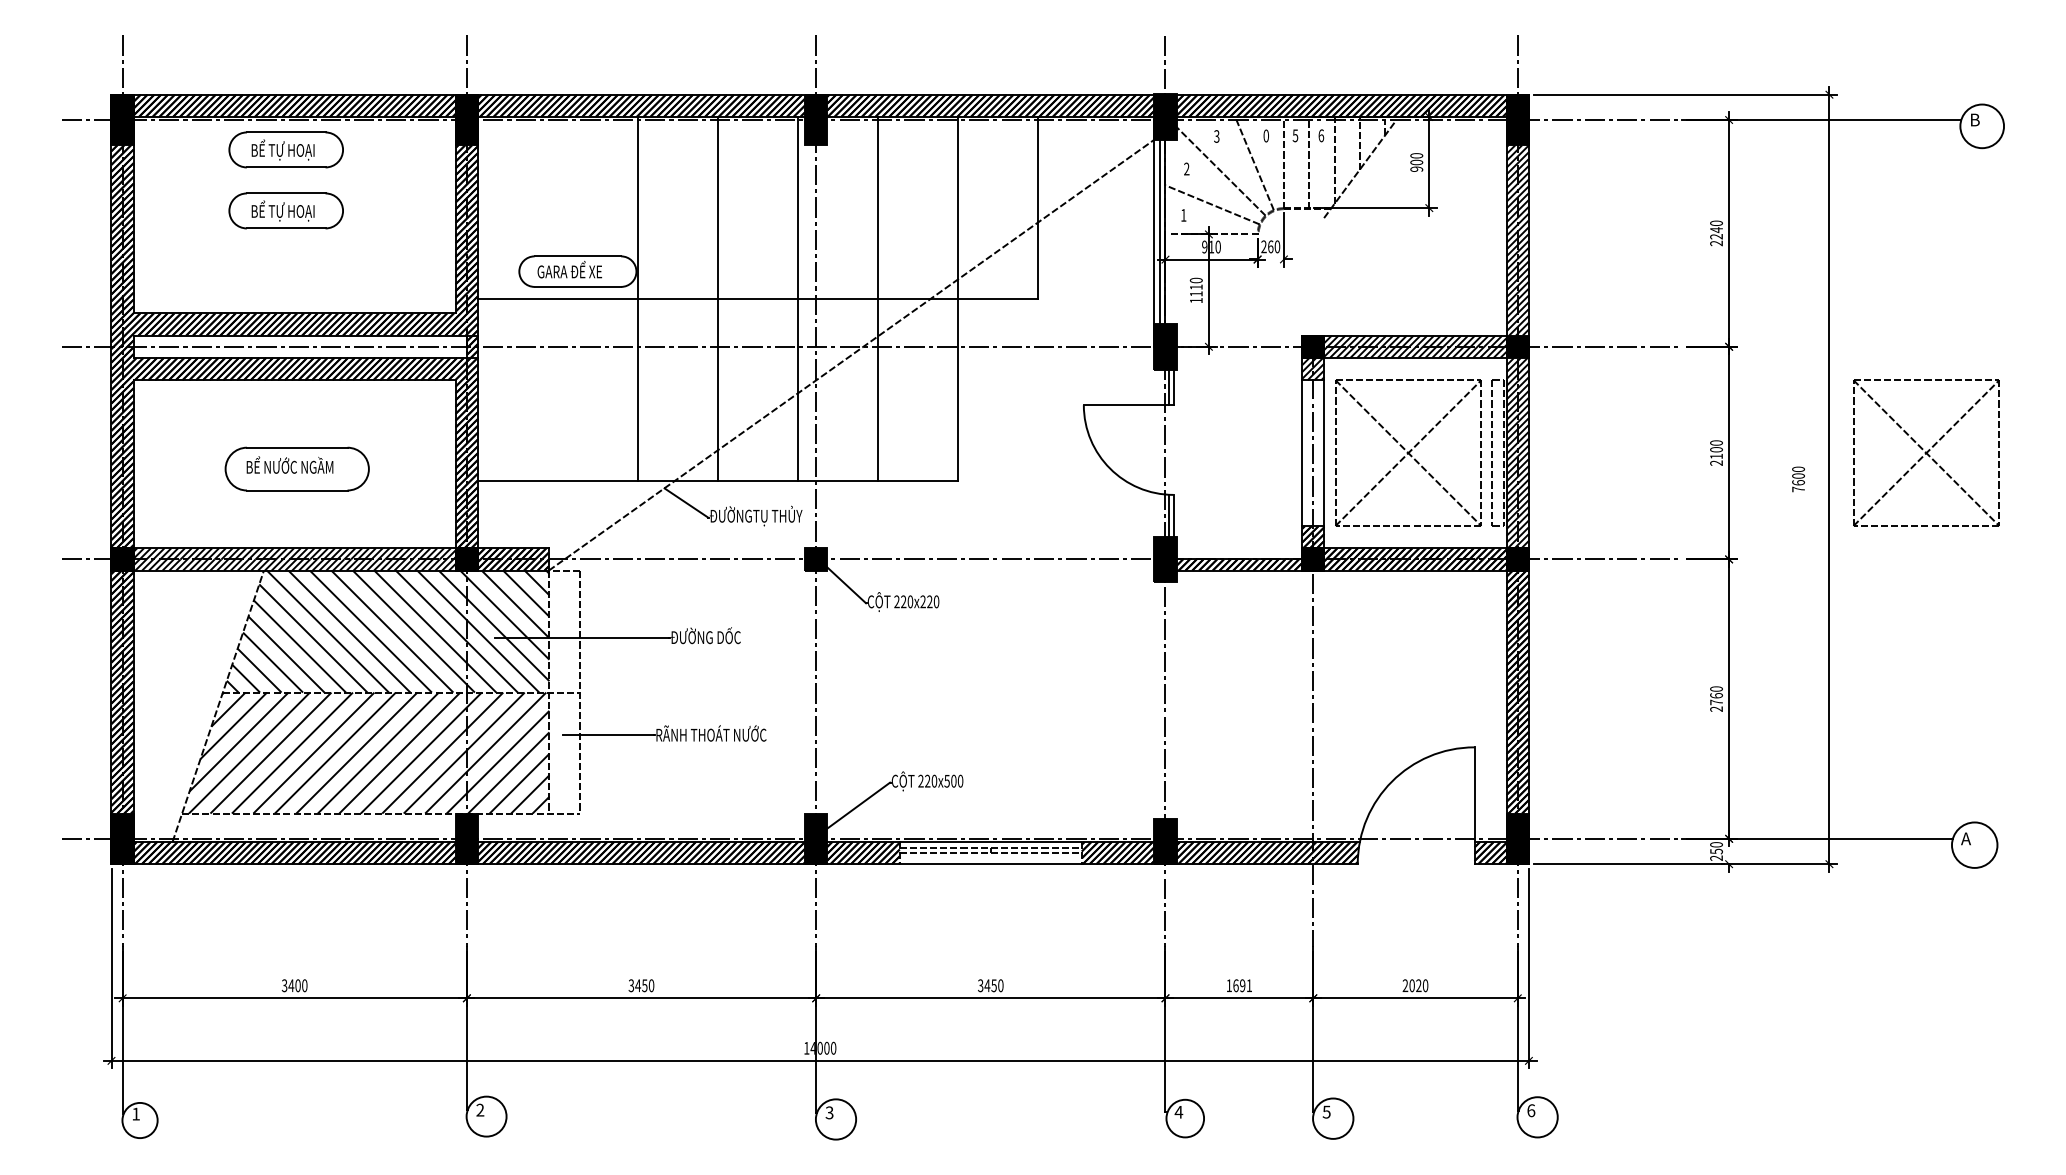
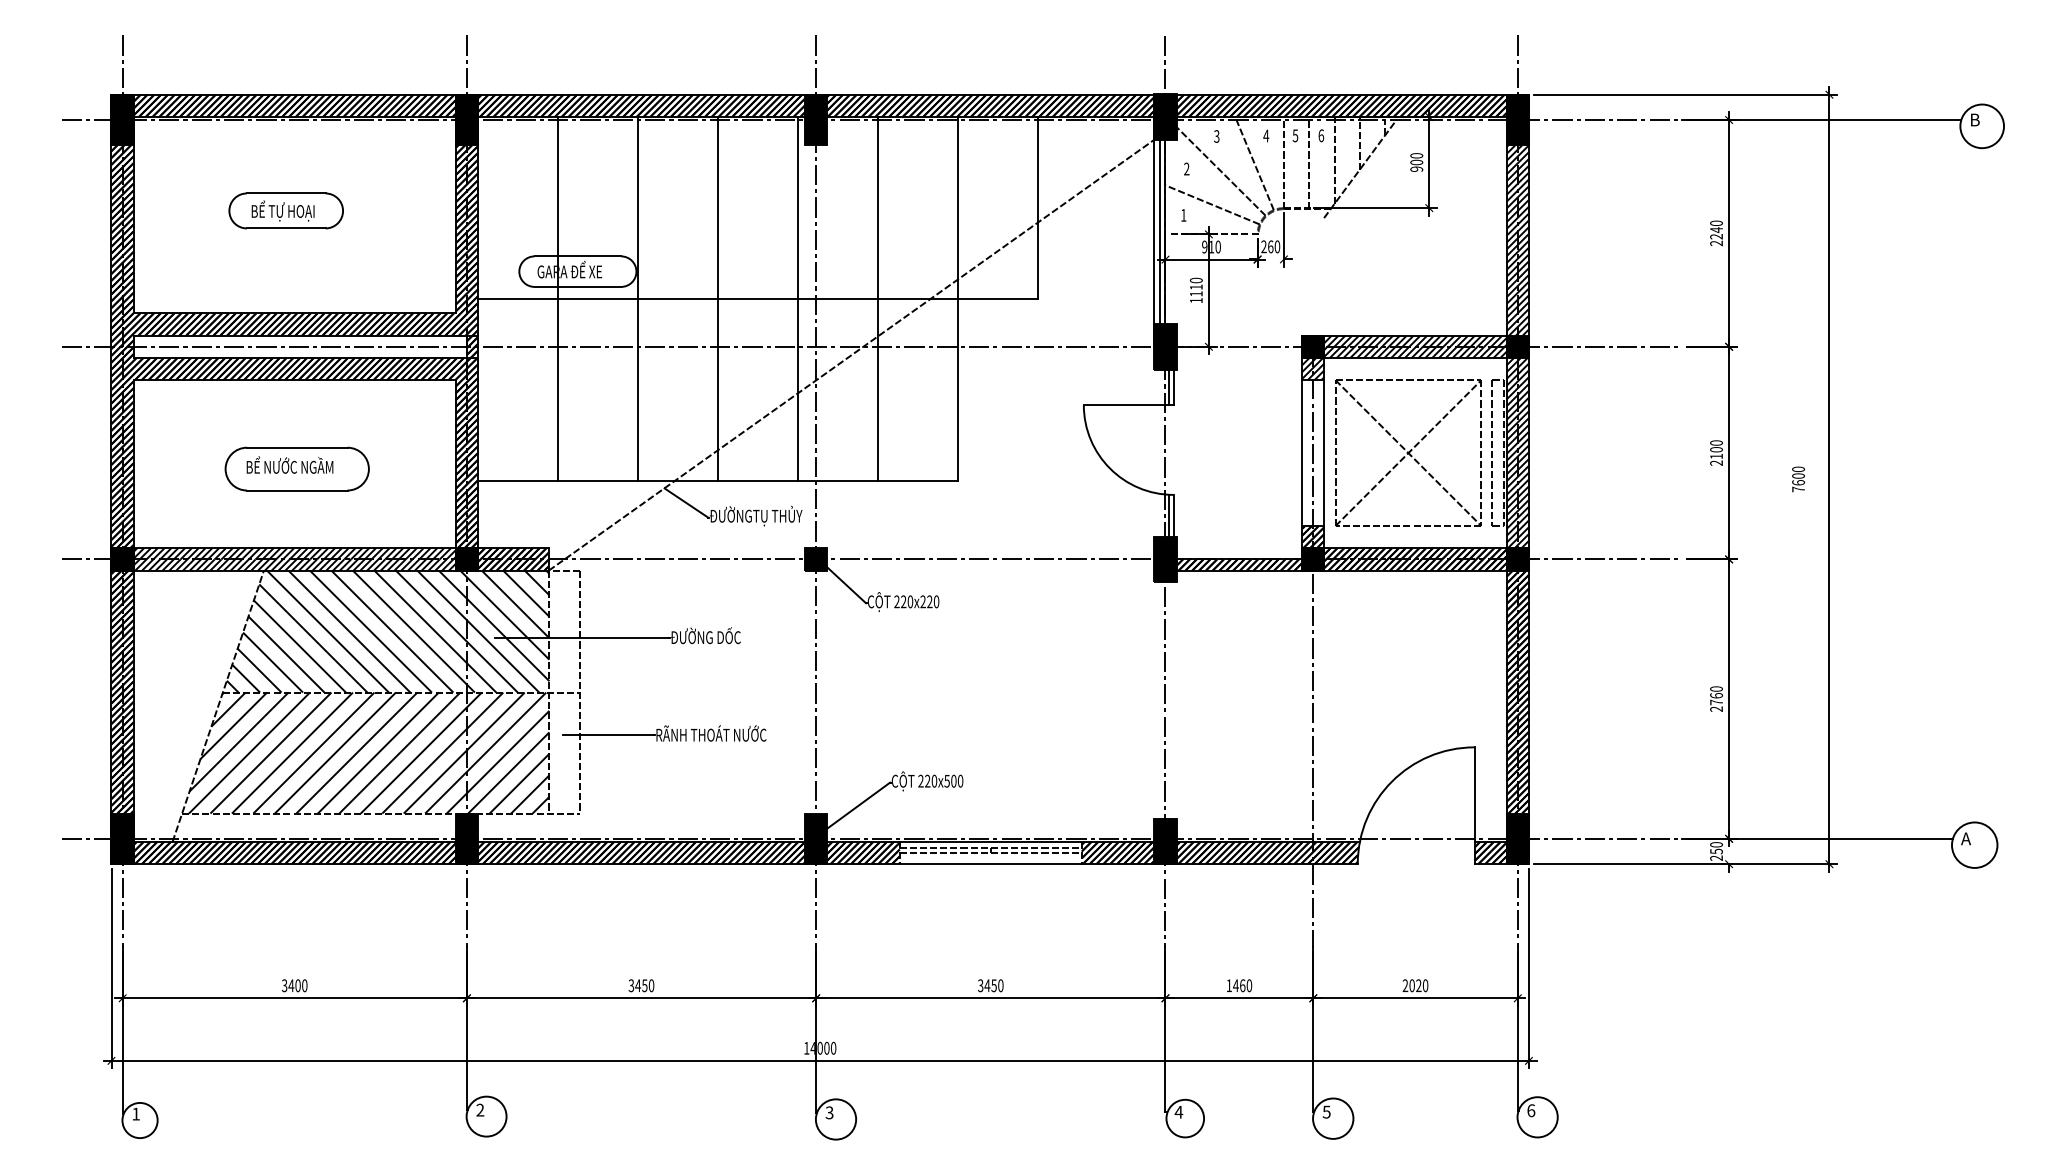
text: 0 -> 4 (1266, 135)
part: present -> none (285, 149)
line: none -> present (557, 299)
part: present -> none (1926, 452)
text: 1691 -> 1460 (1242, 985)
